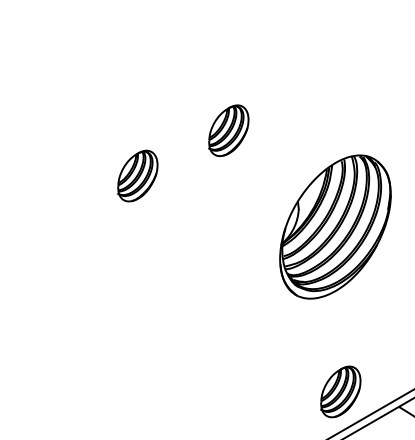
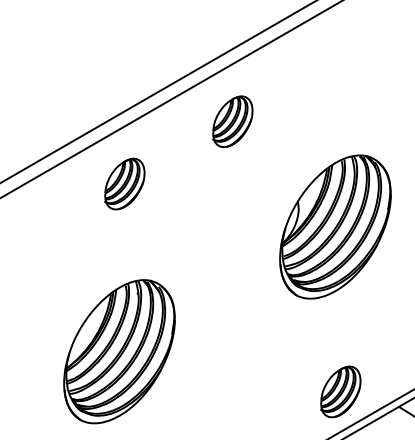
line: none -> present (157, 91)
line: none -> present (171, 99)
part position: (228, 130) -> (232, 121) (232, 121)
part position: (137, 175) -> (124, 183) (124, 183)
part: none -> present (119, 351)
